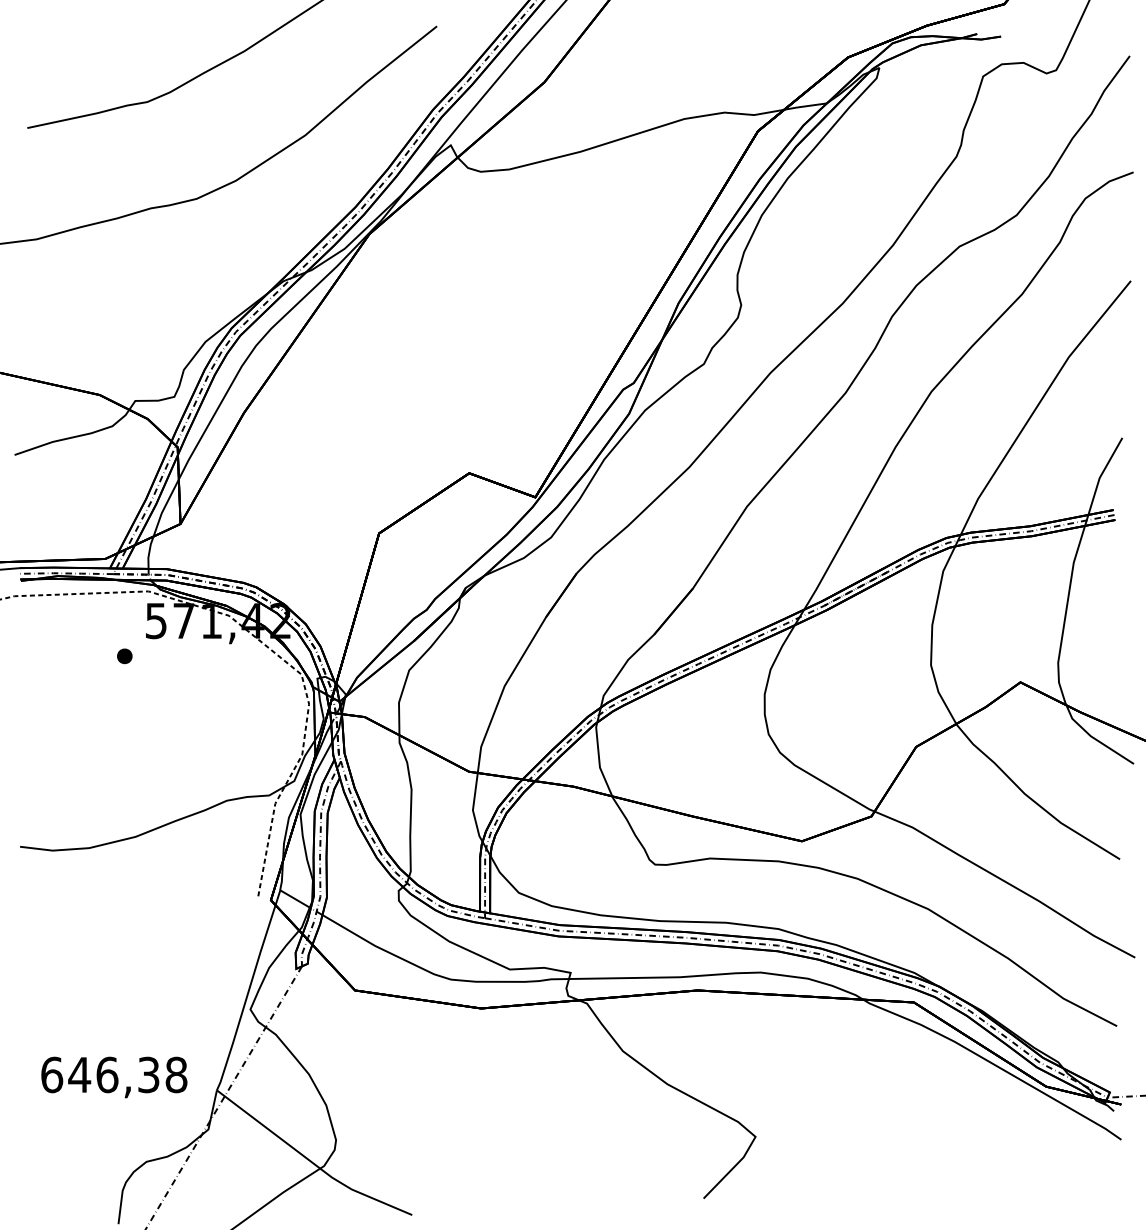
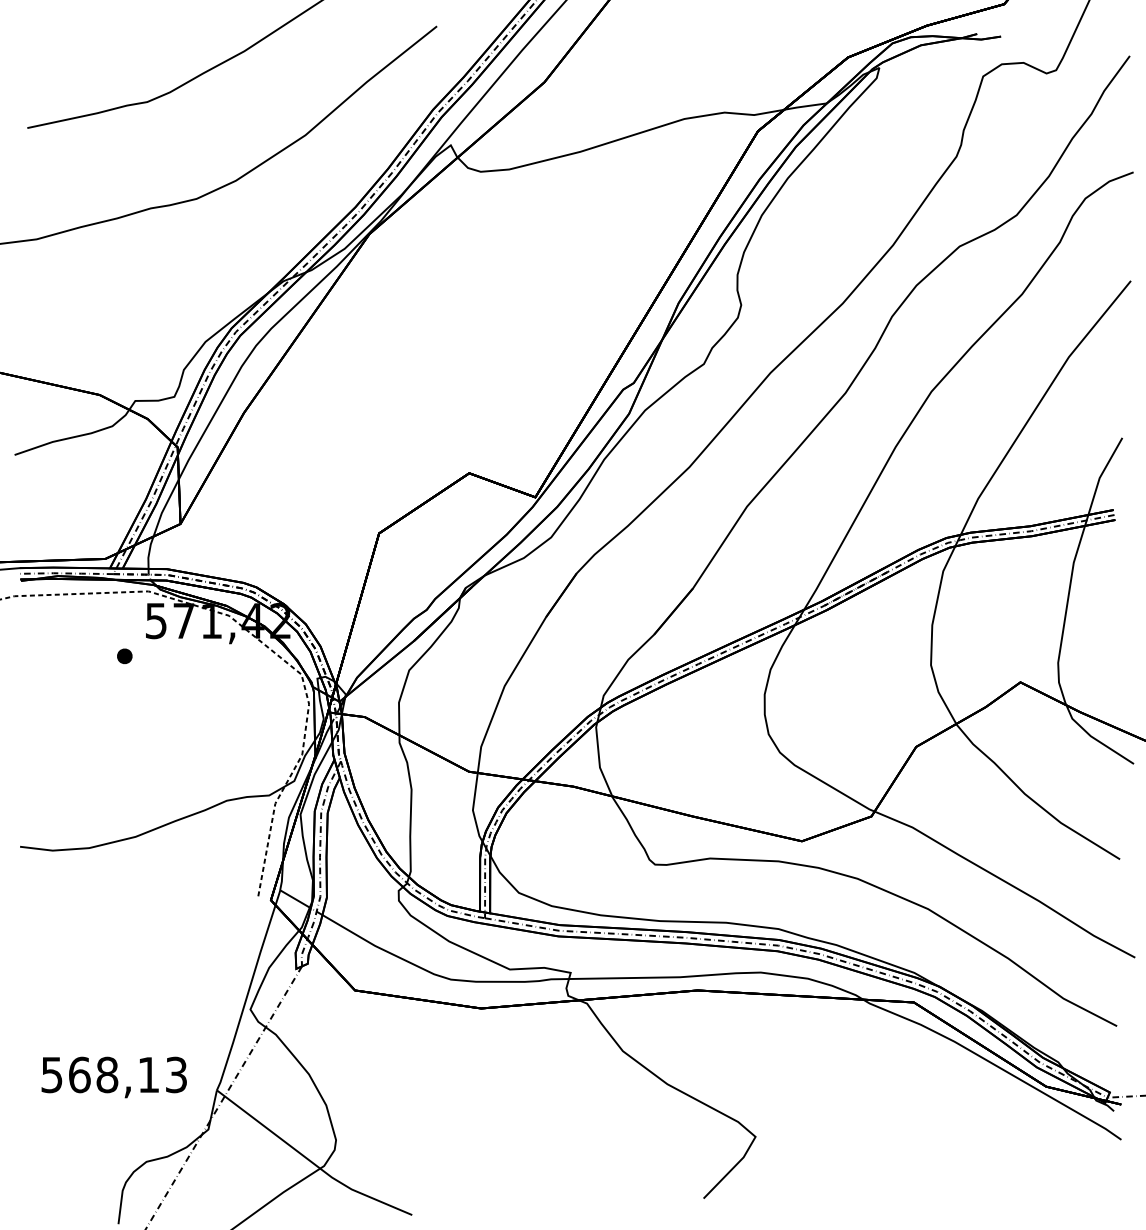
text: 646,38 -> 568,13 (114, 1074)
